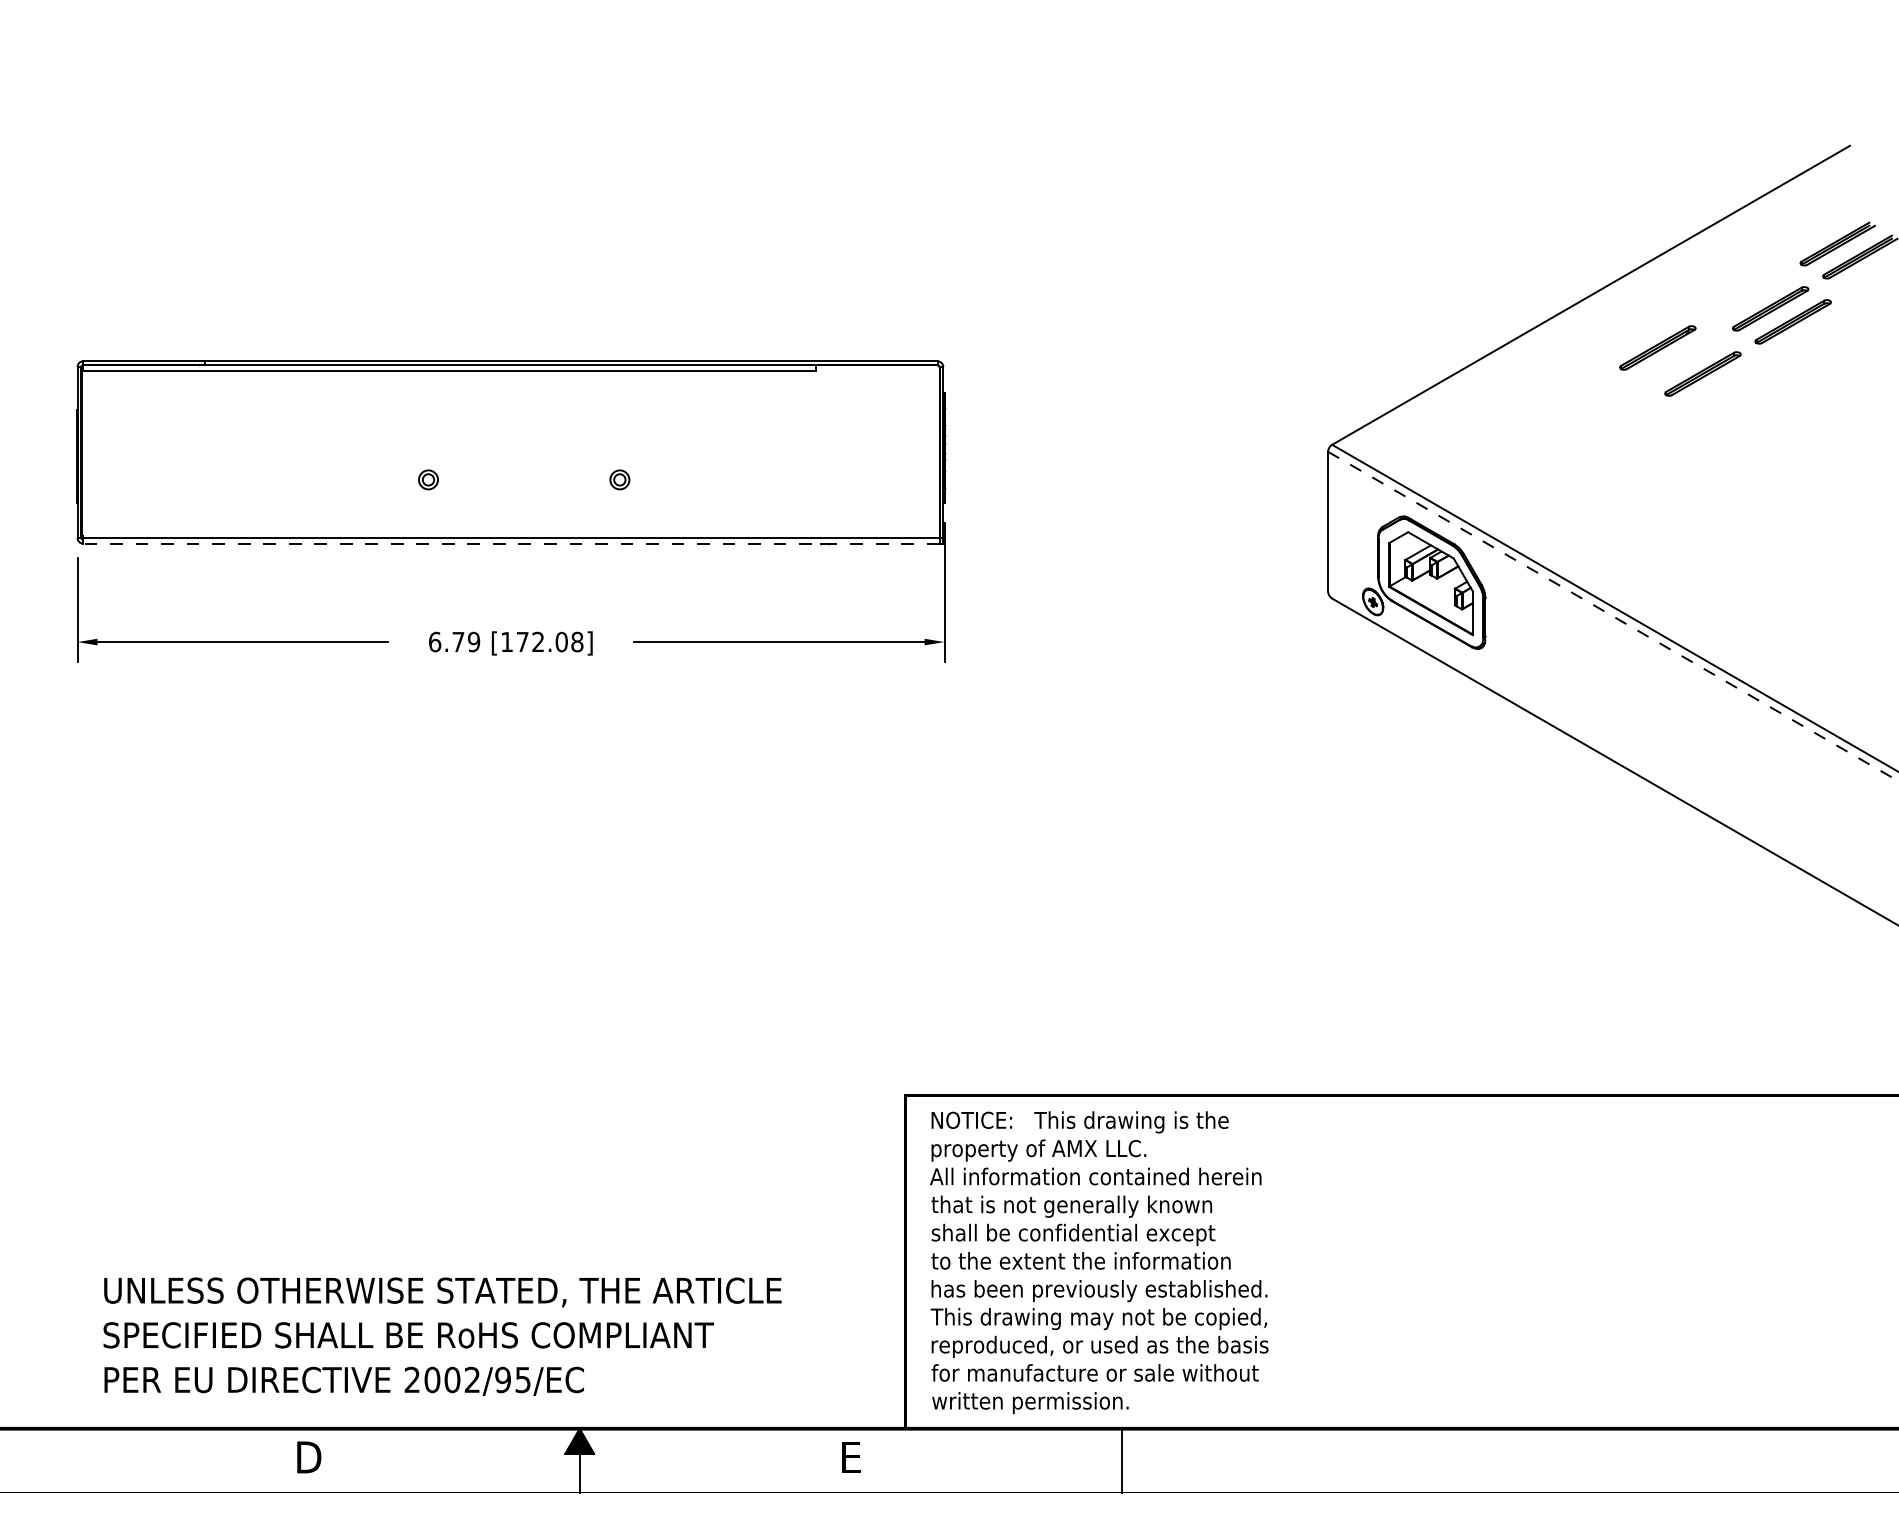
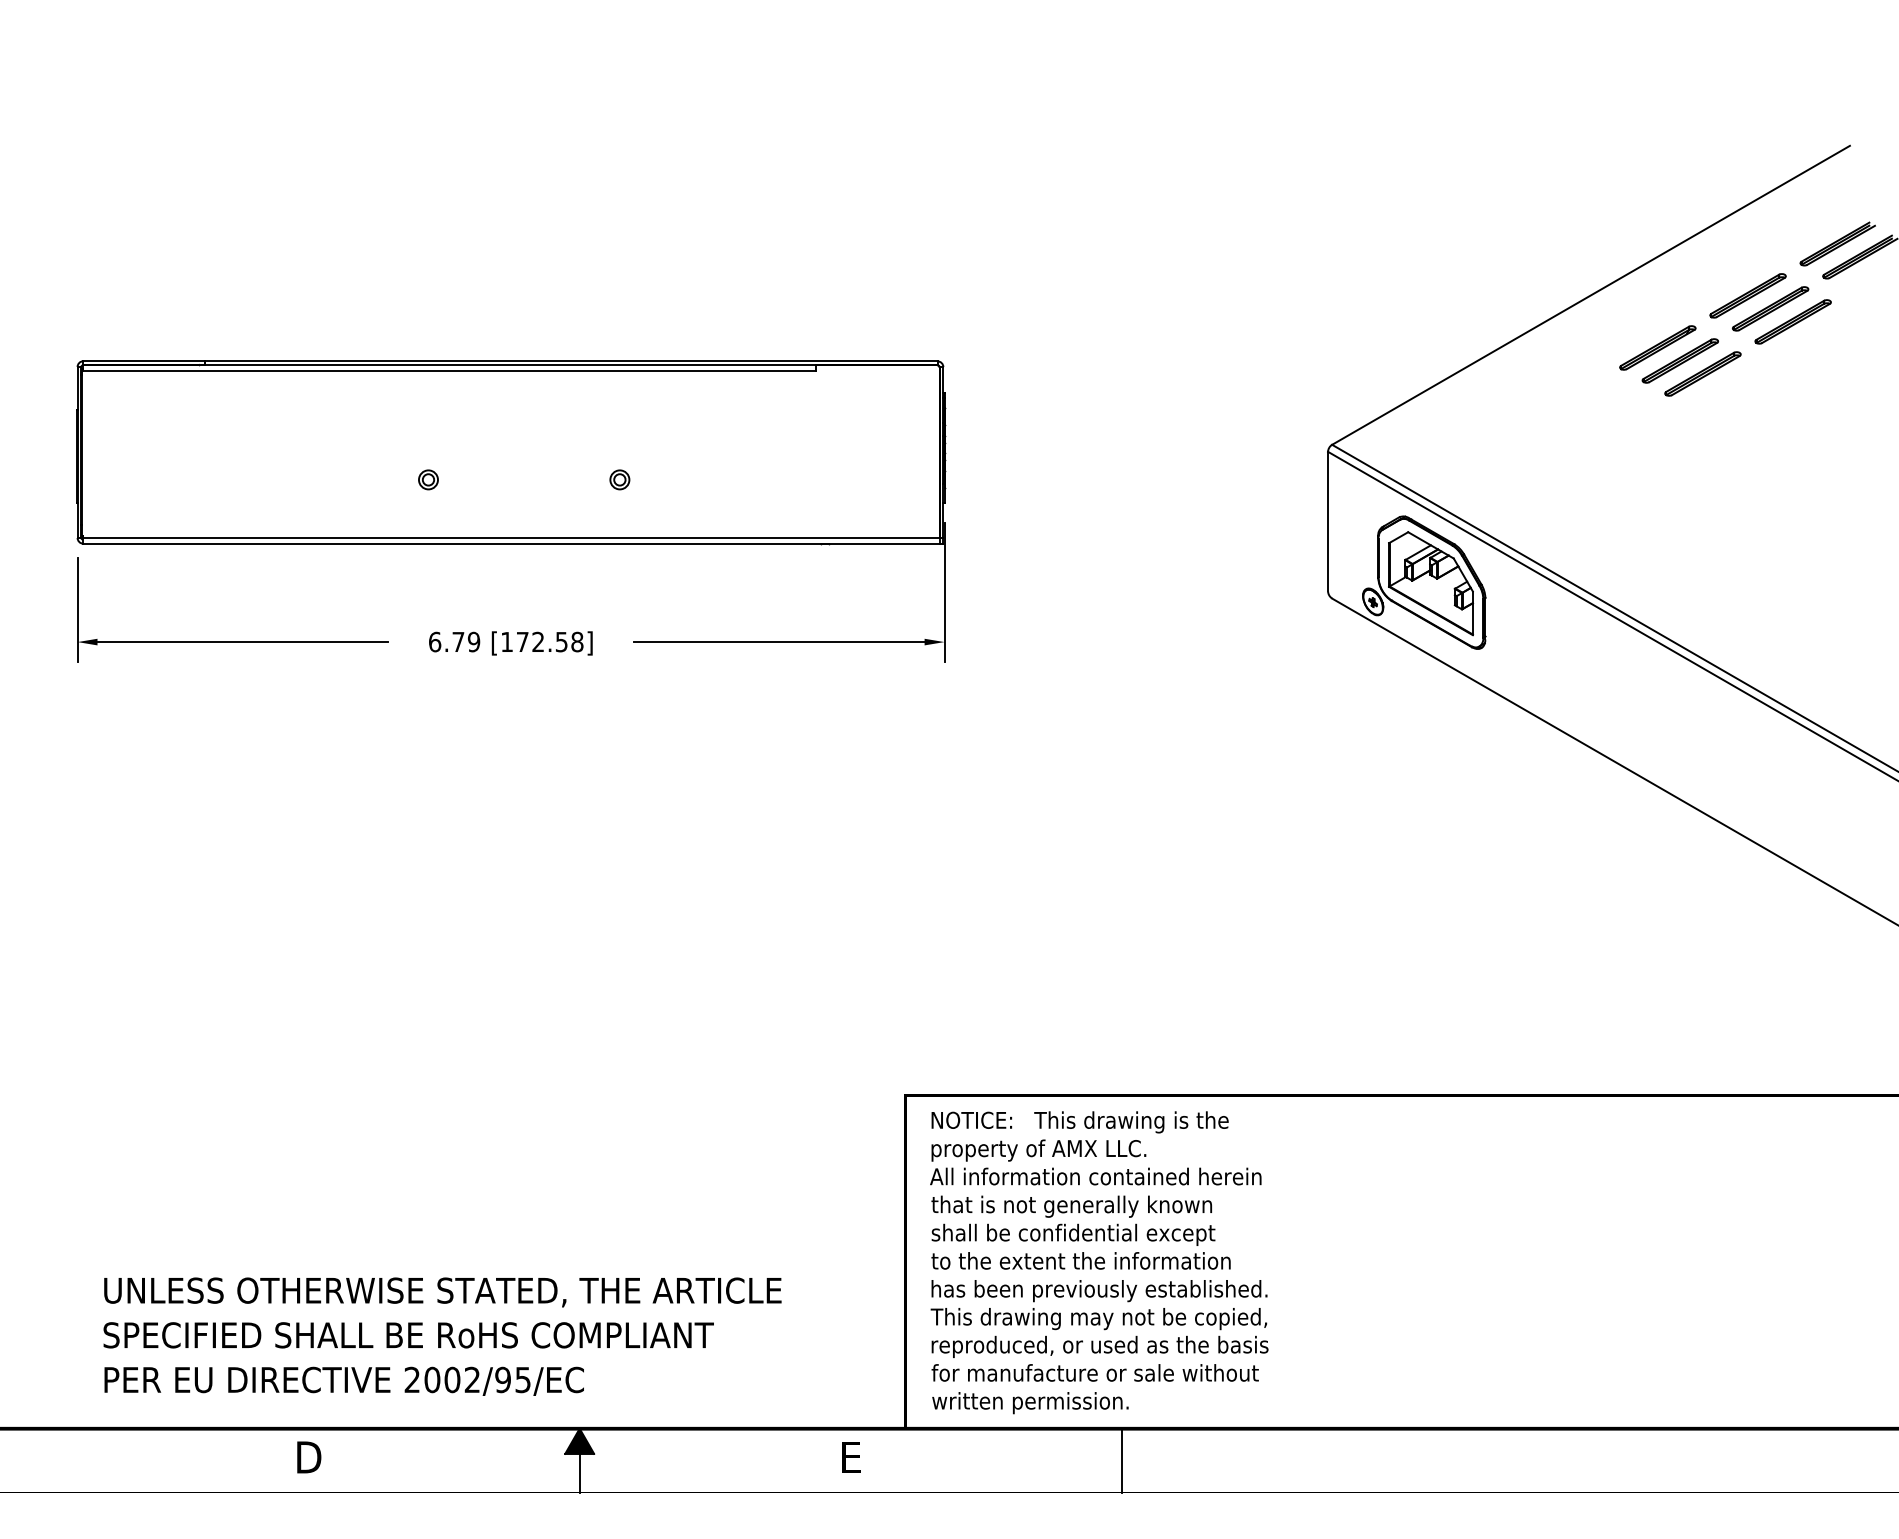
part: none -> present (1747, 295)
part: none -> present (1679, 360)
line: dashed -> solid (510, 543)
line: dashed -> solid (1613, 616)
text: [172.08] -> [172.58] (561, 641)
